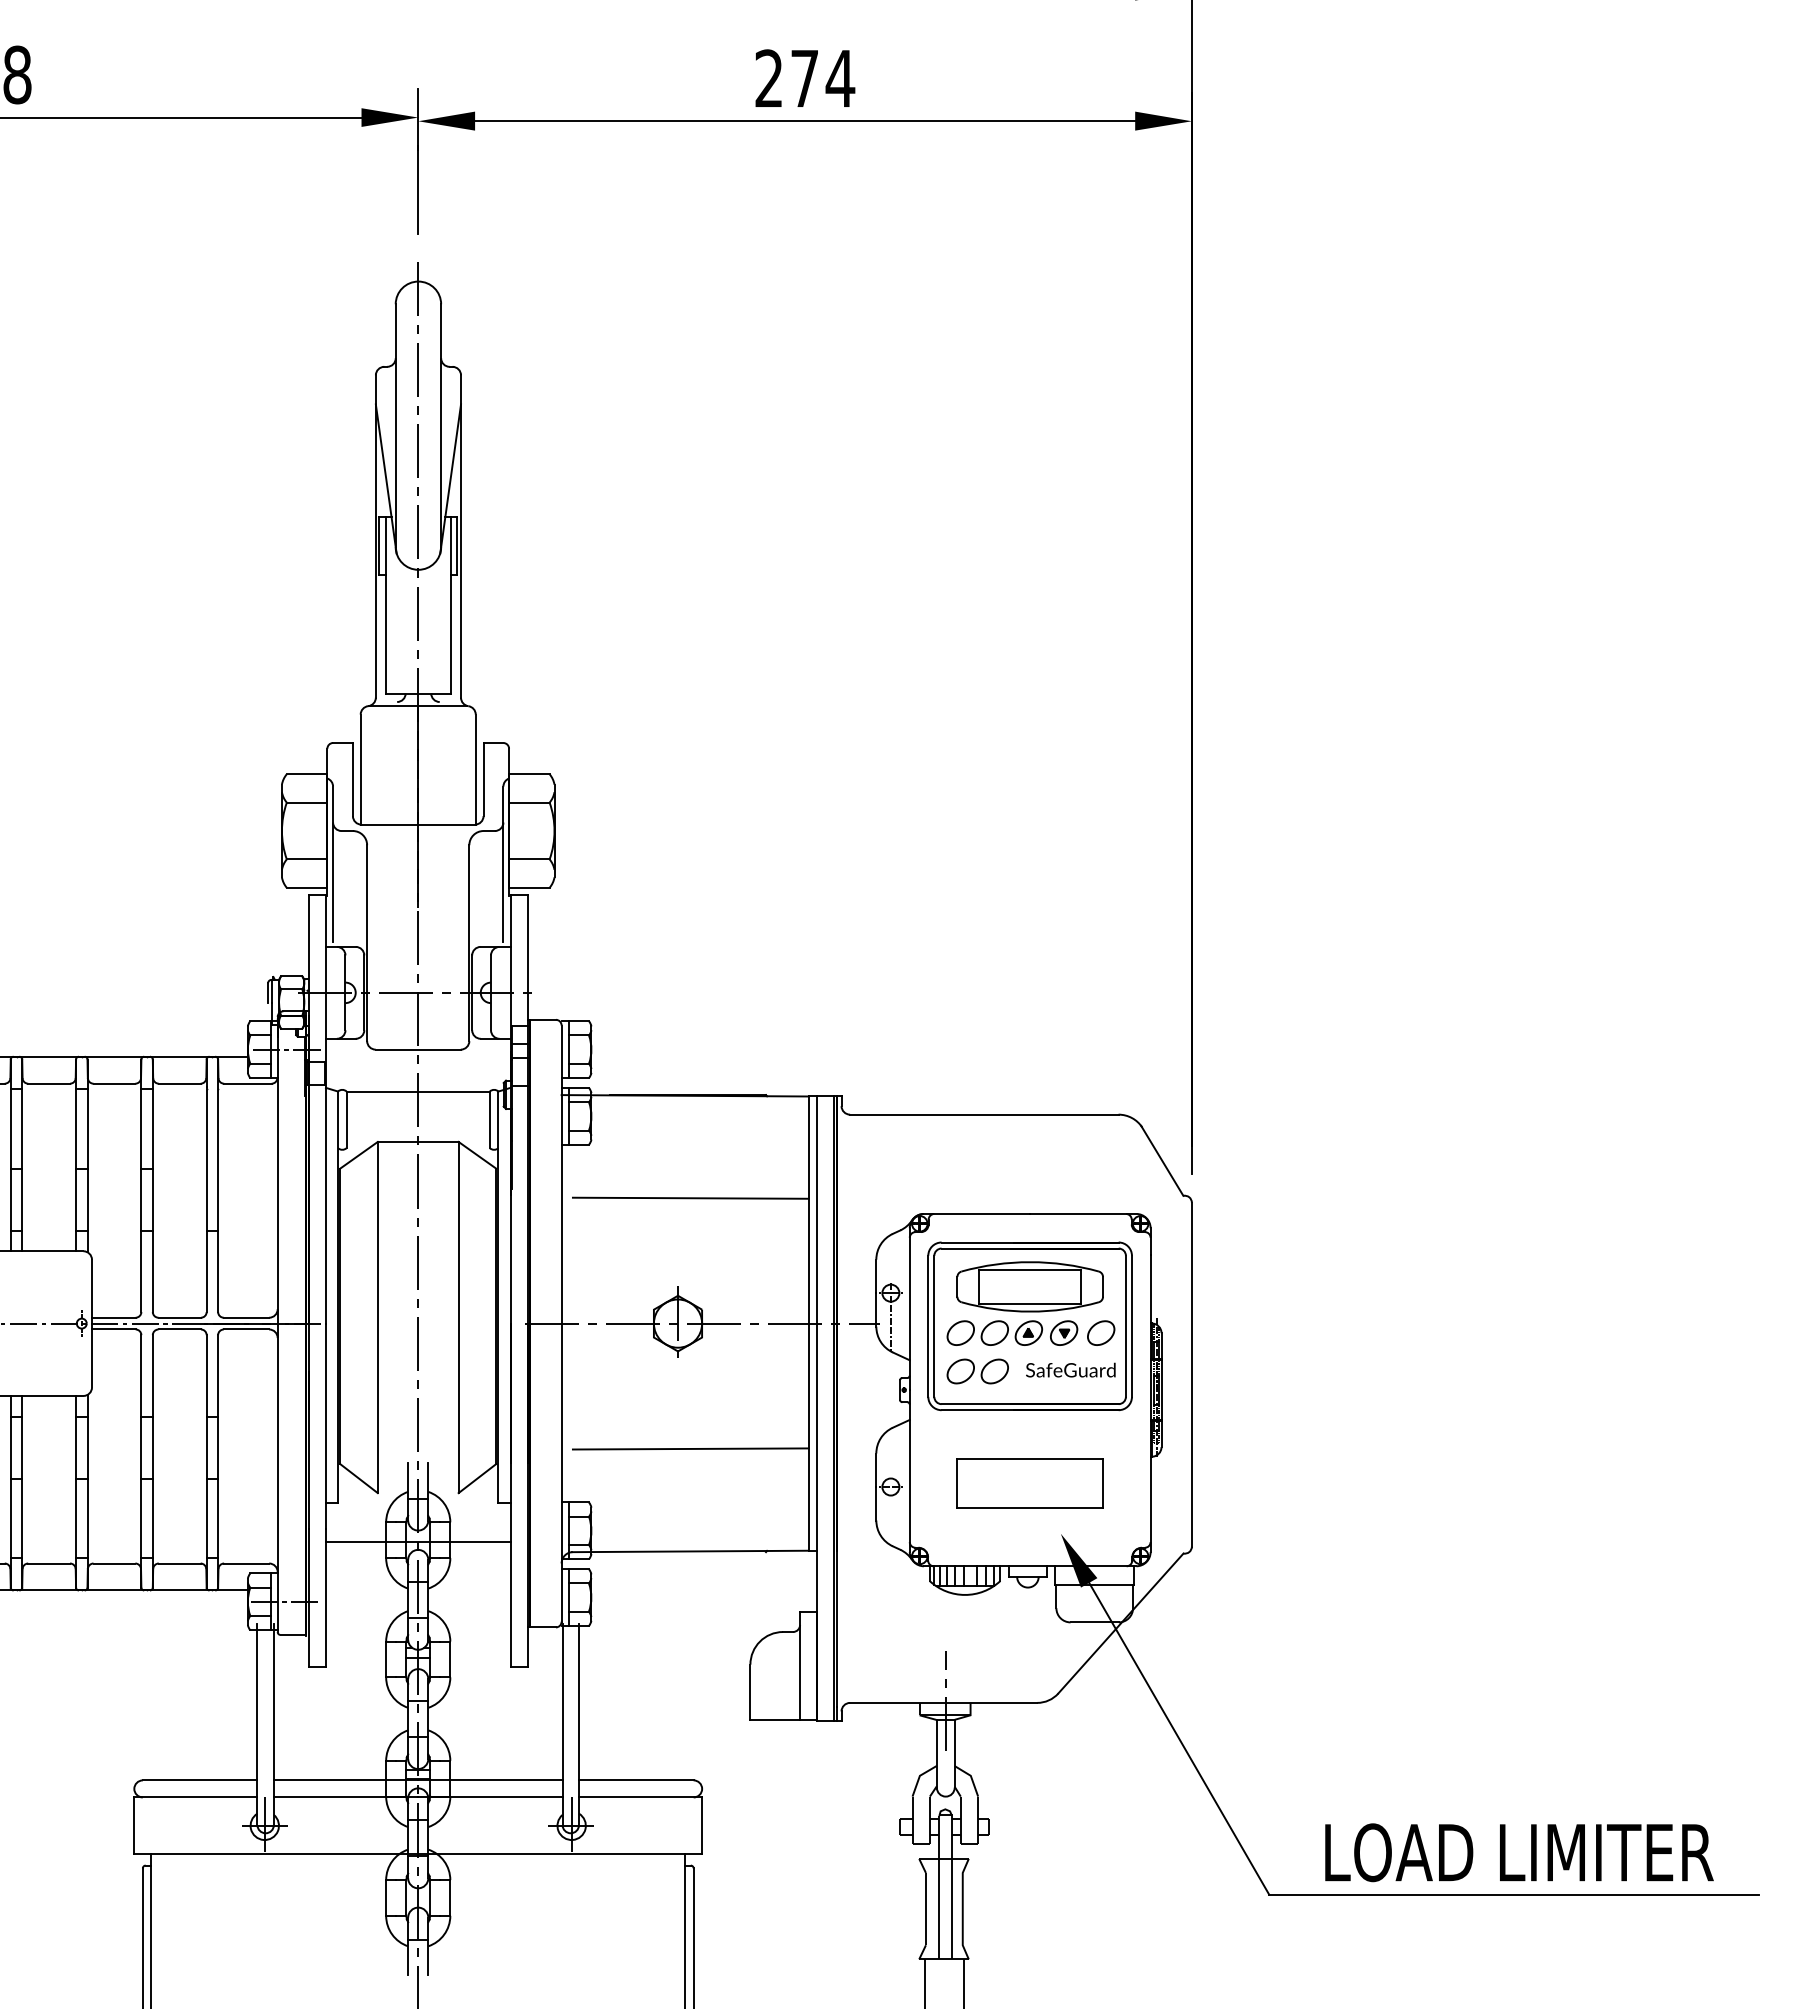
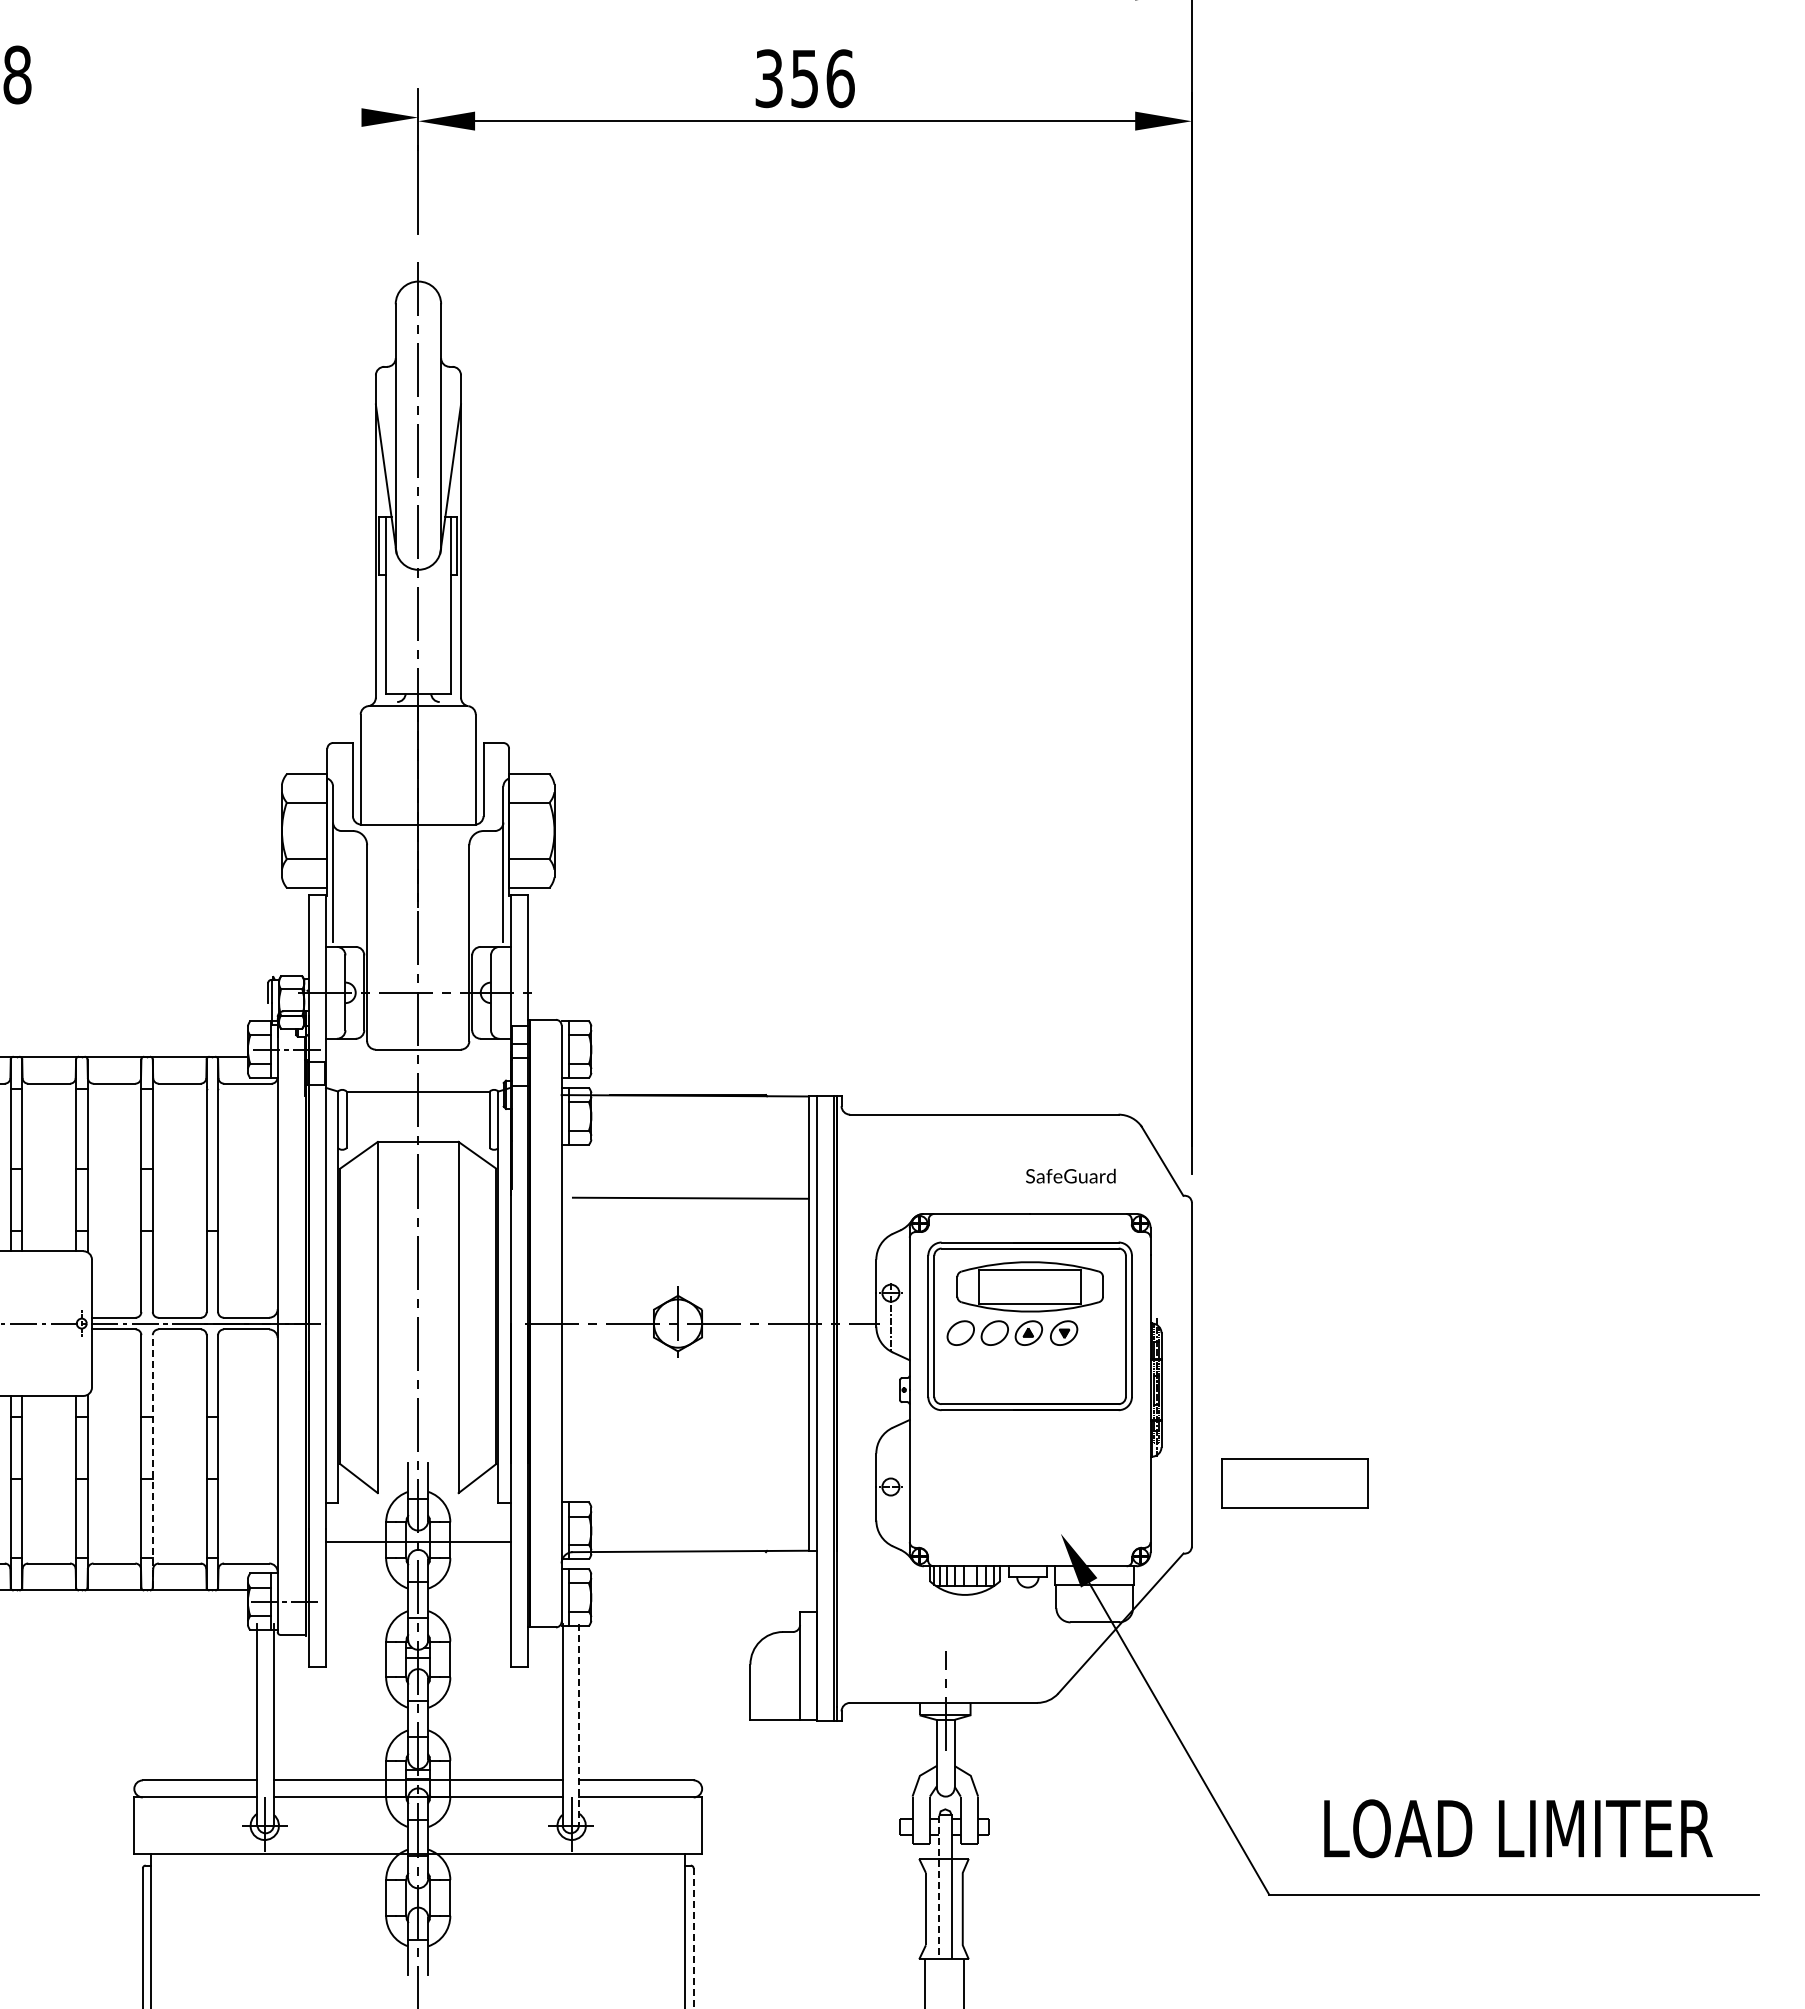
text: 274 -> 356 (805, 78)
line: present -> none (181, 117)
part: present -> none (1101, 1332)
text position: (1070, 1369) -> (1070, 1175) (1070, 1175)
part: present -> none (977, 1371)
line: present -> none (690, 1448)
line: solid -> dashed (152, 1460)
part position: (1029, 1483) -> (1294, 1483) (1294, 1483)
line: solid -> dashed (579, 1725)
text position: (1519, 1852) -> (1518, 1828) (1518, 1828)
line: solid -> dashed (939, 1887)
line: solid -> dashed (693, 1938)
